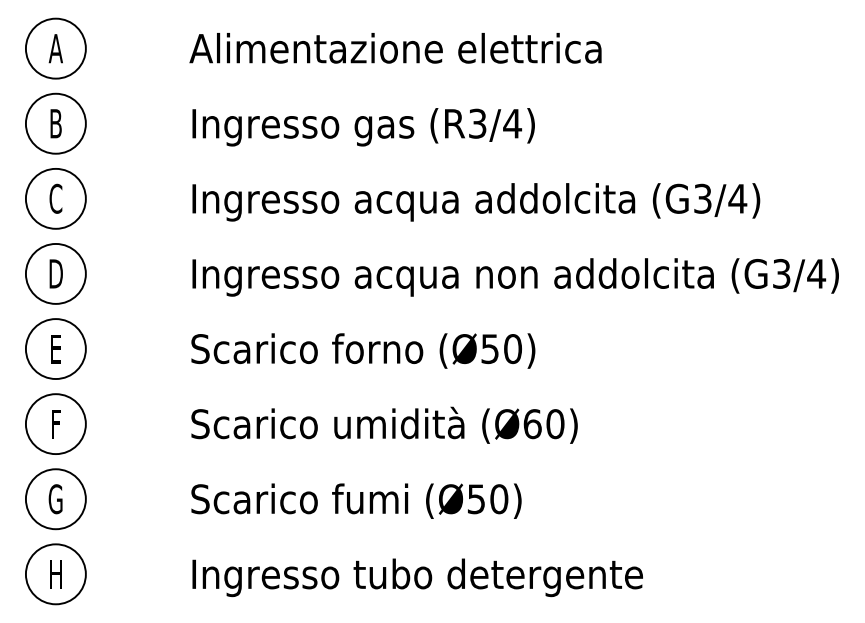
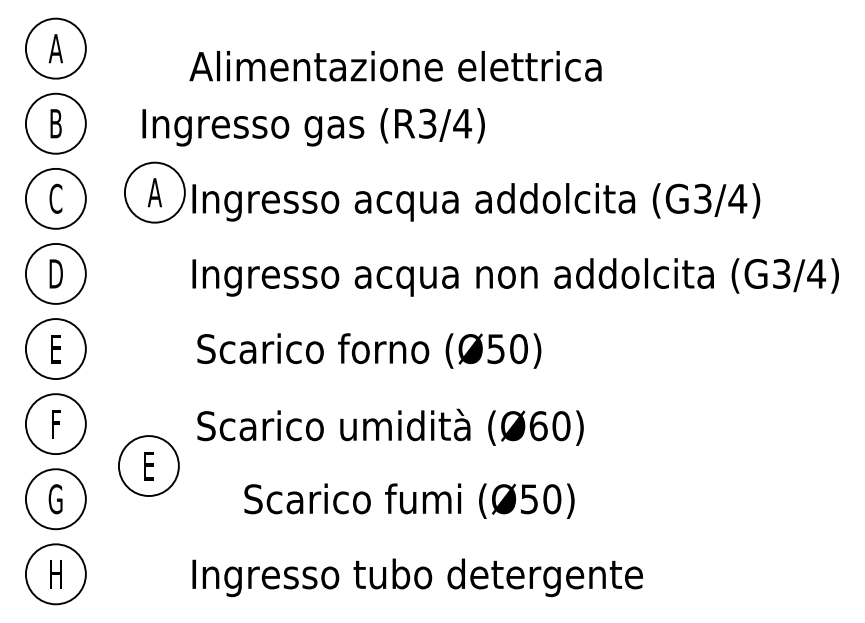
text position: (395, 48) -> (395, 66) (395, 66)
text position: (363, 127) -> (313, 127) (313, 127)
part: none -> present (154, 192)
text position: (363, 350) -> (369, 350) (369, 350)
text position: (384, 424) -> (390, 426) (390, 426)
part: none -> present (148, 465)
text position: (356, 500) -> (409, 500) (409, 500)
